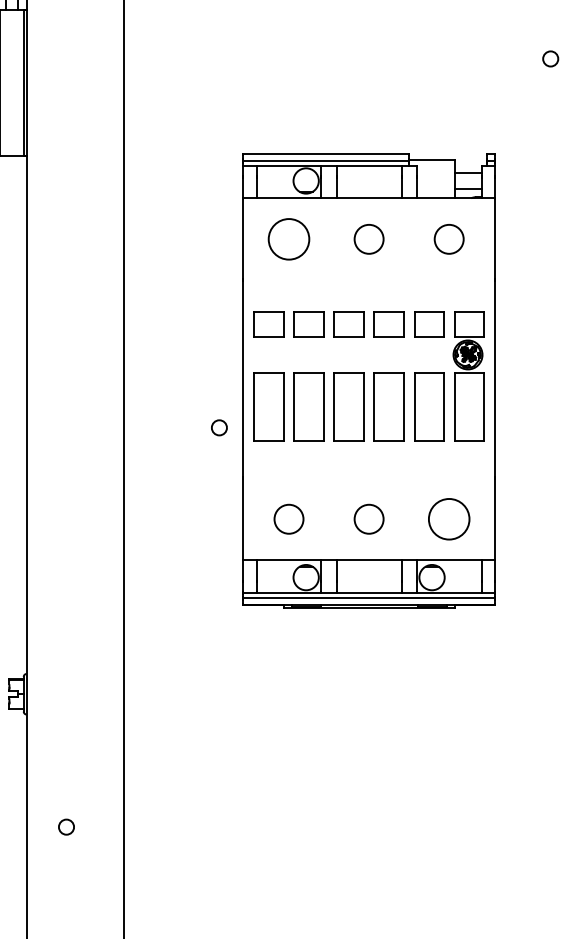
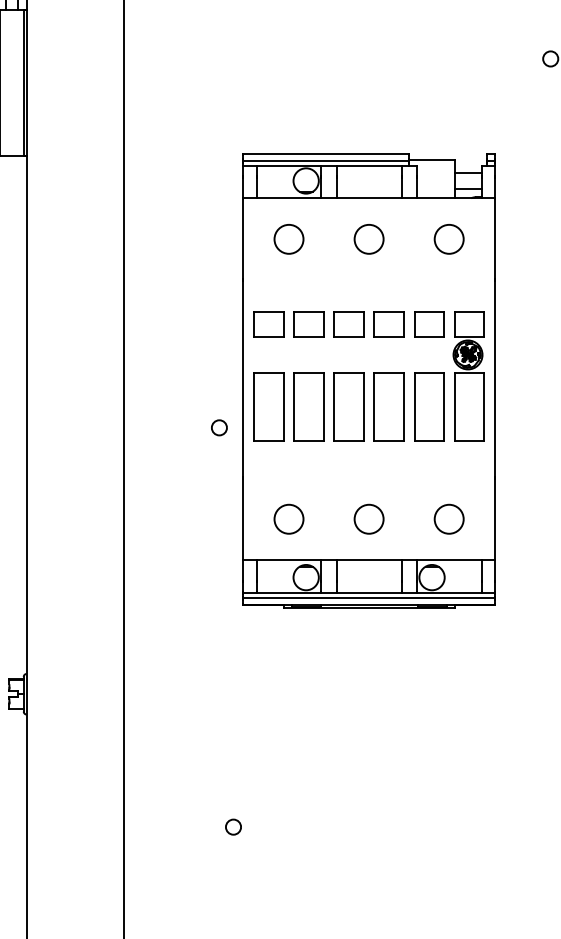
circle diameter: 41 px -> 29 px (288, 238)
circle diameter: 41 px -> 29 px (448, 518)
circle position: (66, 826) -> (233, 826) (233, 826)
